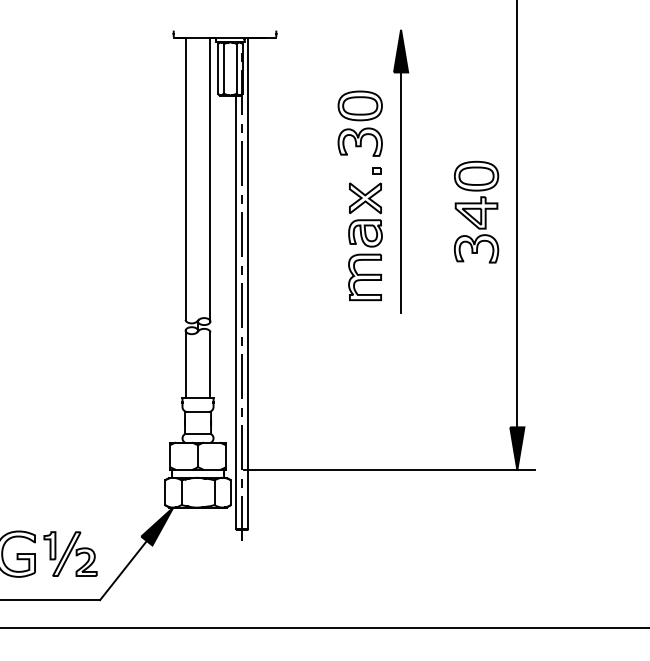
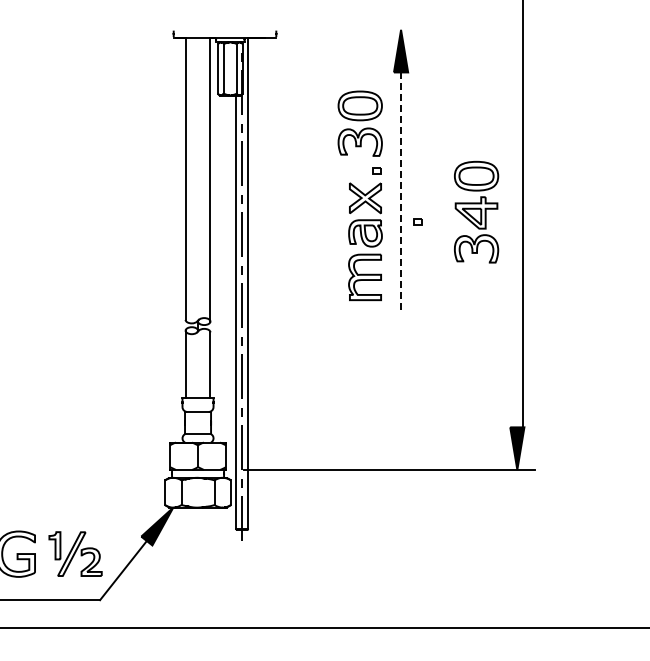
line: solid -> dashed (401, 193)
line position: (517, 214) -> (523, 214) (523, 214)
part: none -> present (417, 221)
part position: (70, 553) -> (75, 553) (75, 553)
